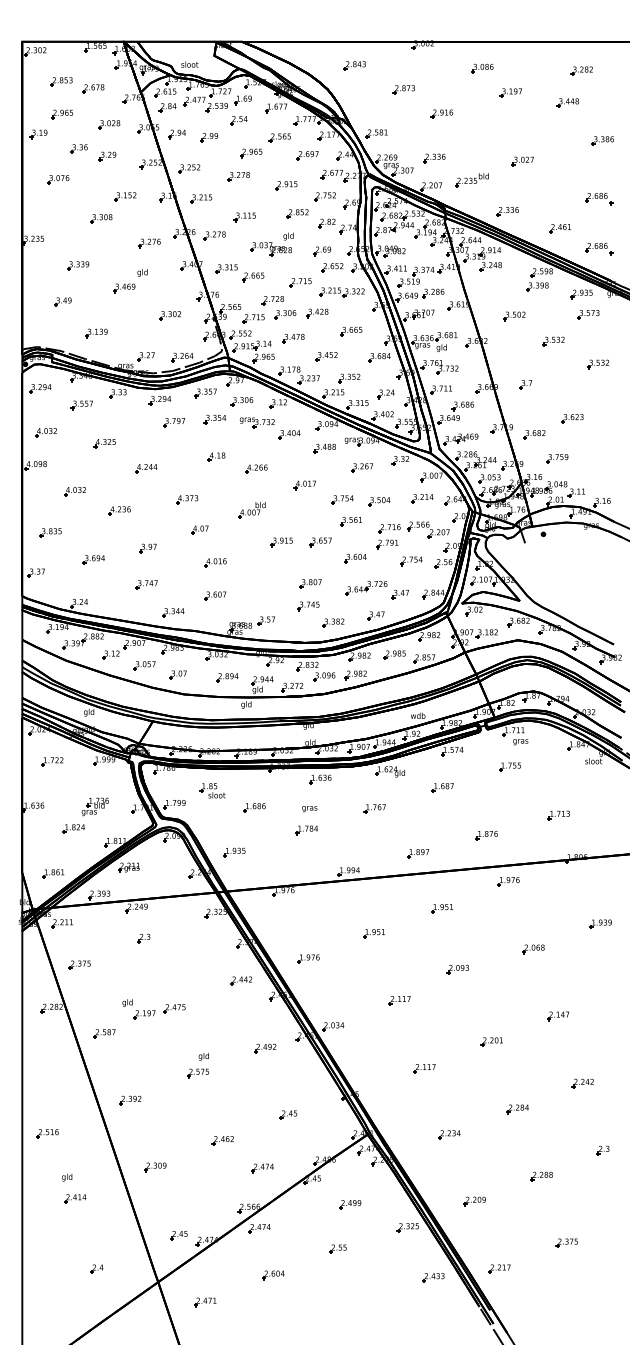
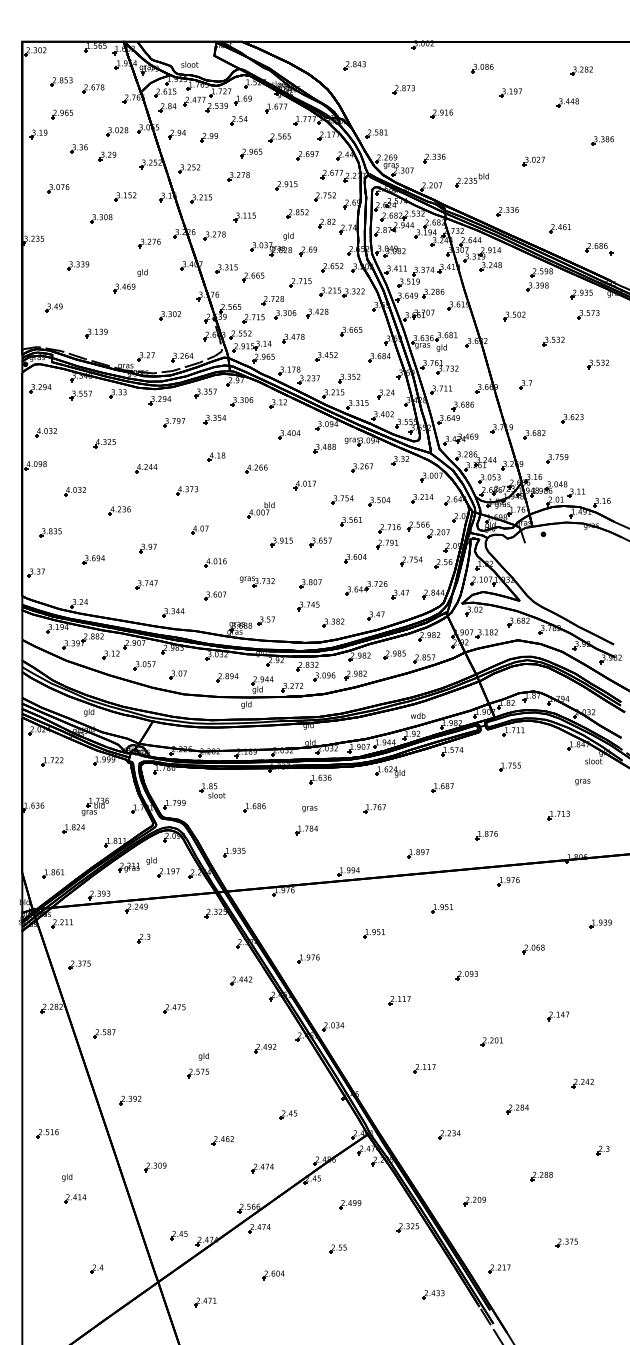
part position: (109, 124) -> (117, 131) (117, 131)
part position: (522, 161) -> (533, 161) (533, 161)
part position: (58, 179) -> (58, 188) (58, 188)
part: present -> none (599, 199)
part position: (322, 251) -> (308, 251) (308, 251)
part position: (62, 301) -> (53, 307) (53, 307)
part position: (81, 405) -> (80, 395) (80, 395)
part position: (256, 422) -> (256, 581) (256, 581)
part position: (187, 499) -> (187, 490) (187, 490)
part position: (251, 510) -> (260, 510) (260, 510)
text position: (520, 742) -> (582, 782) (582, 782)
part position: (457, 969) -> (466, 975) (466, 975)
part position: (138, 1009) -> (162, 867) (162, 867)
part position: (433, 1277) -> (433, 1294) (433, 1294)
